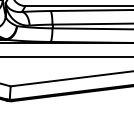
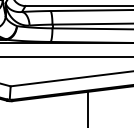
line: none -> present (88, 108)
